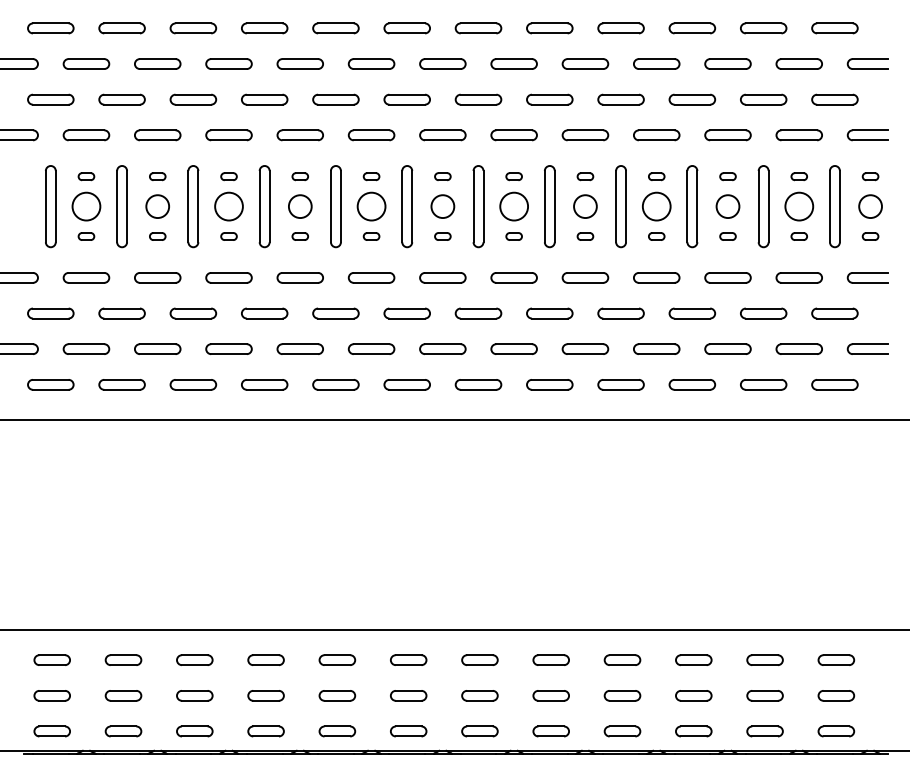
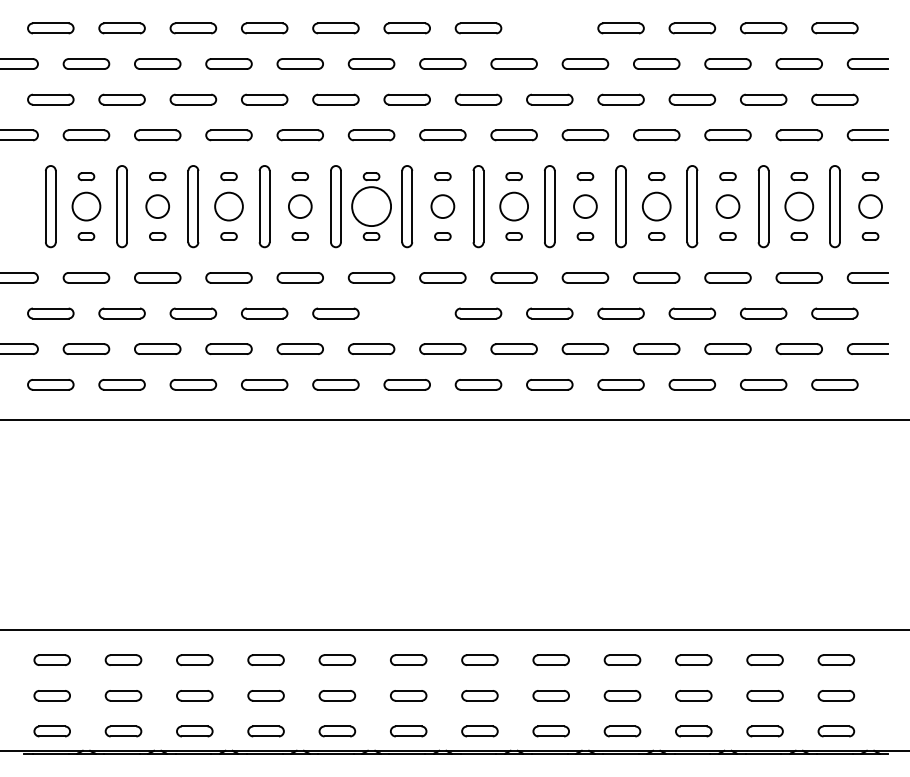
part: present -> none (549, 28)
circle diameter: 28 px -> 39 px (371, 206)
part: present -> none (406, 313)
